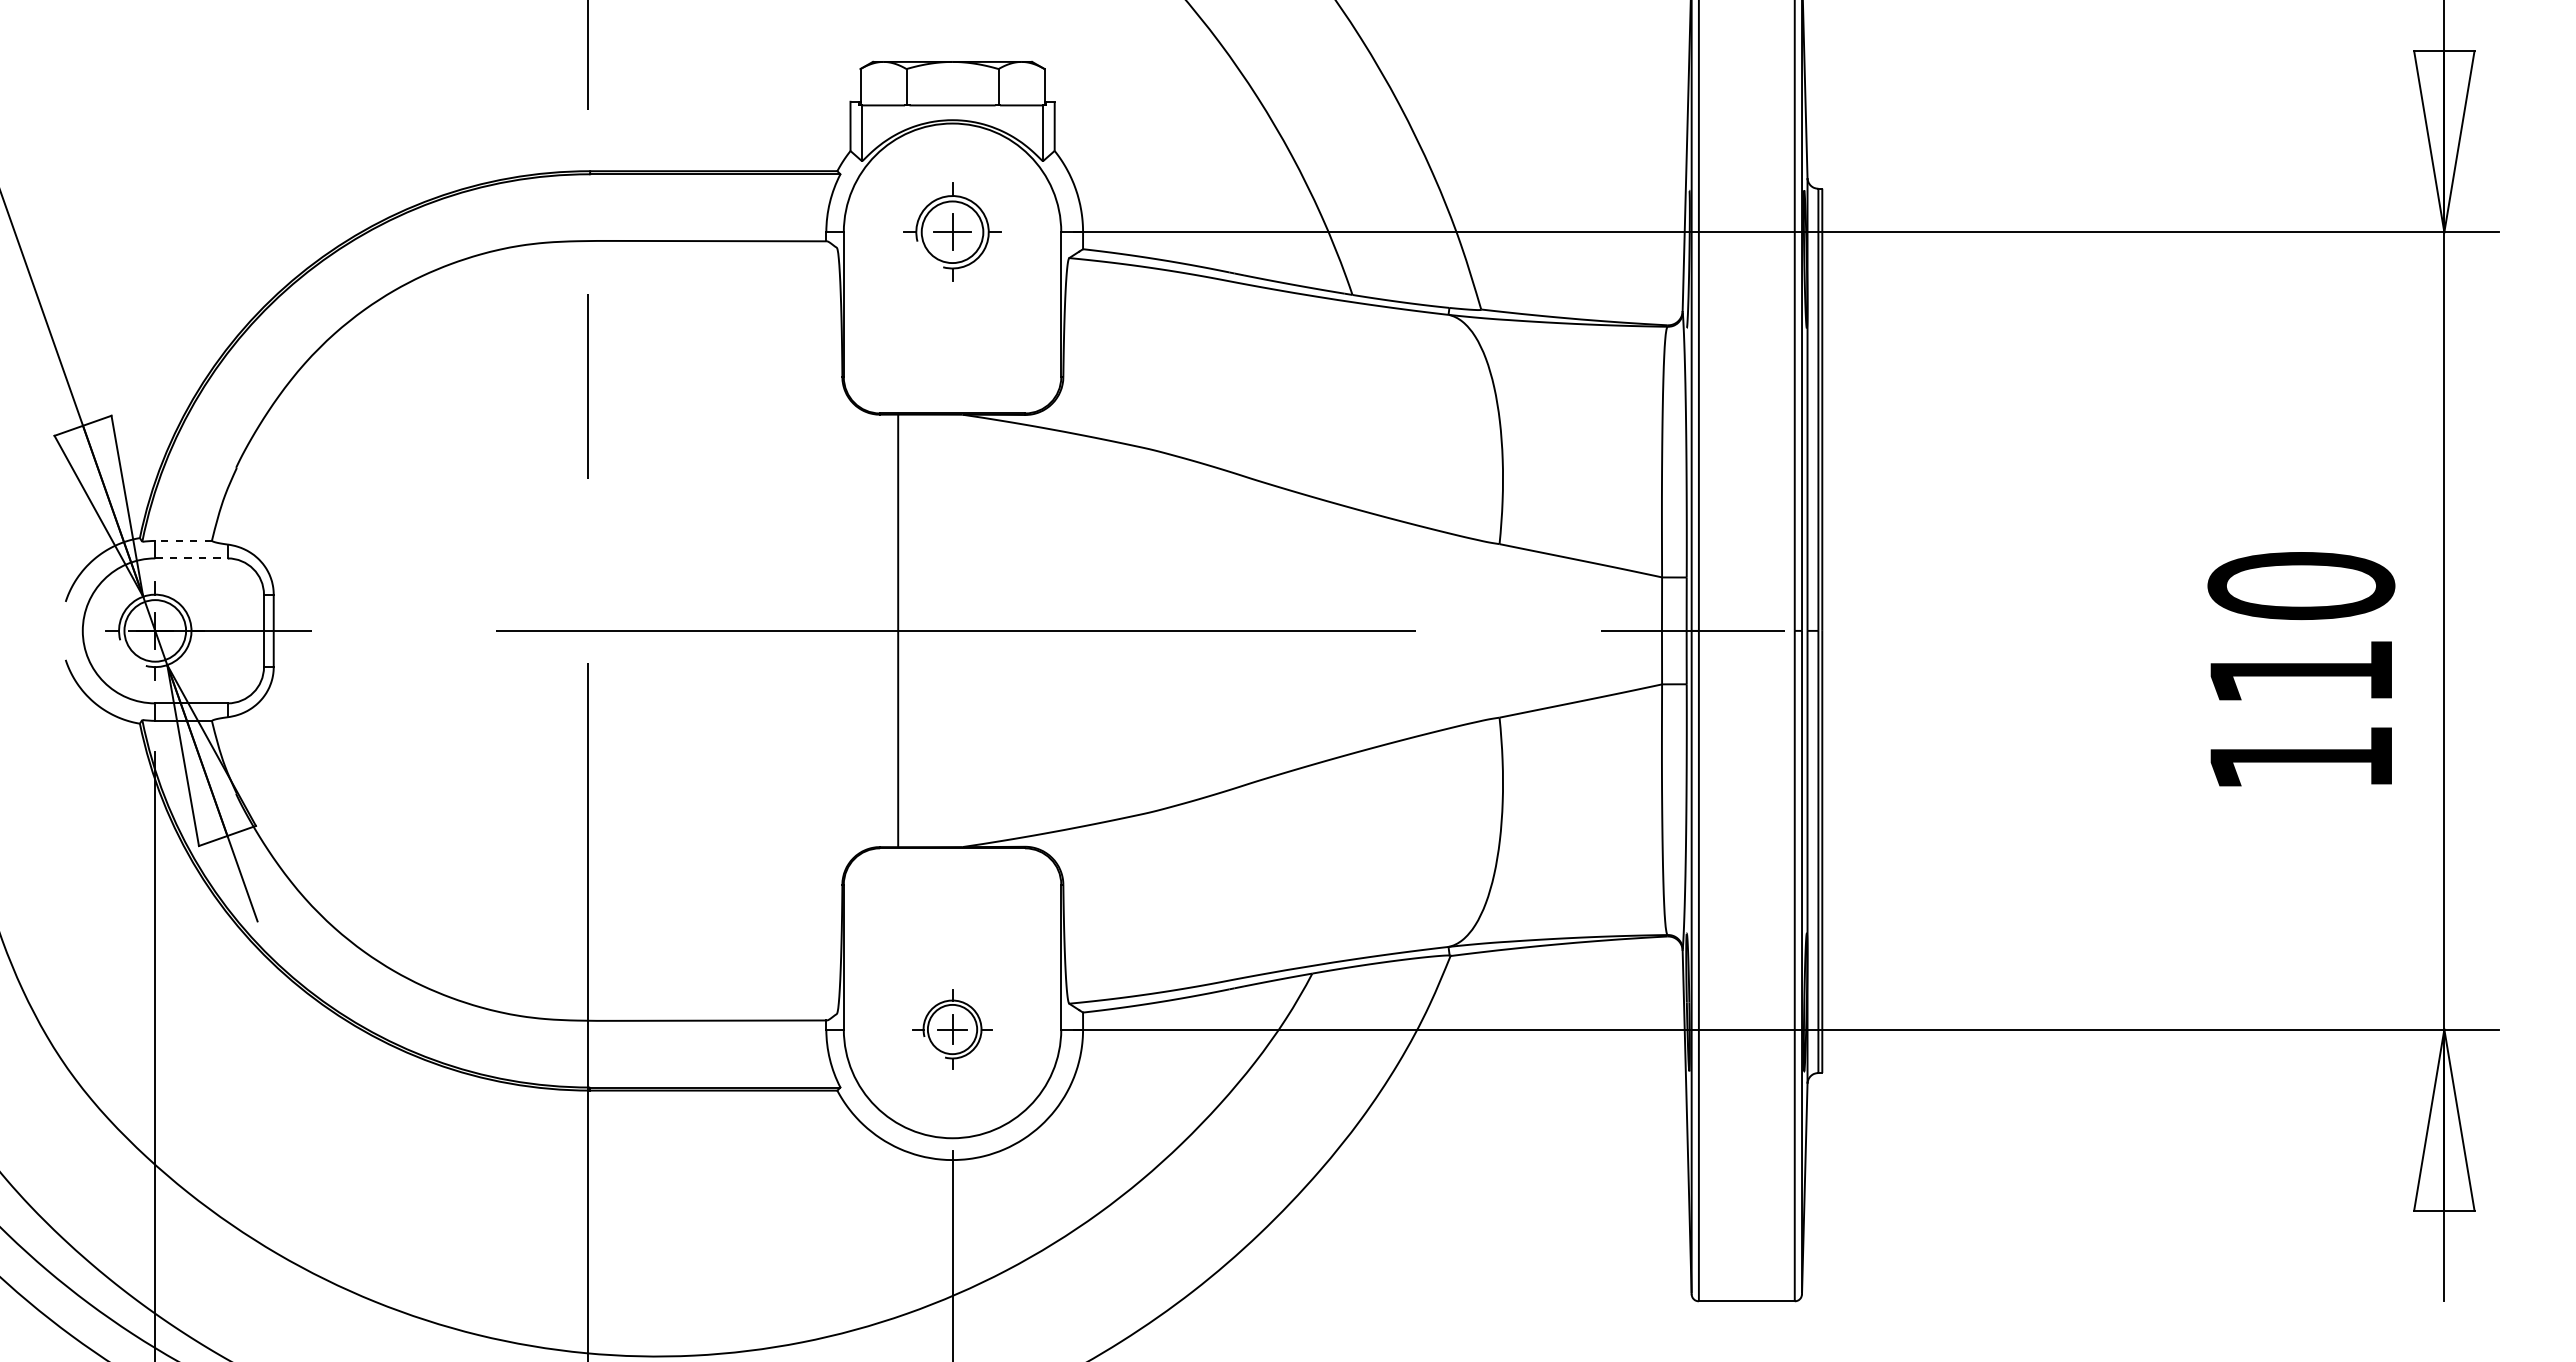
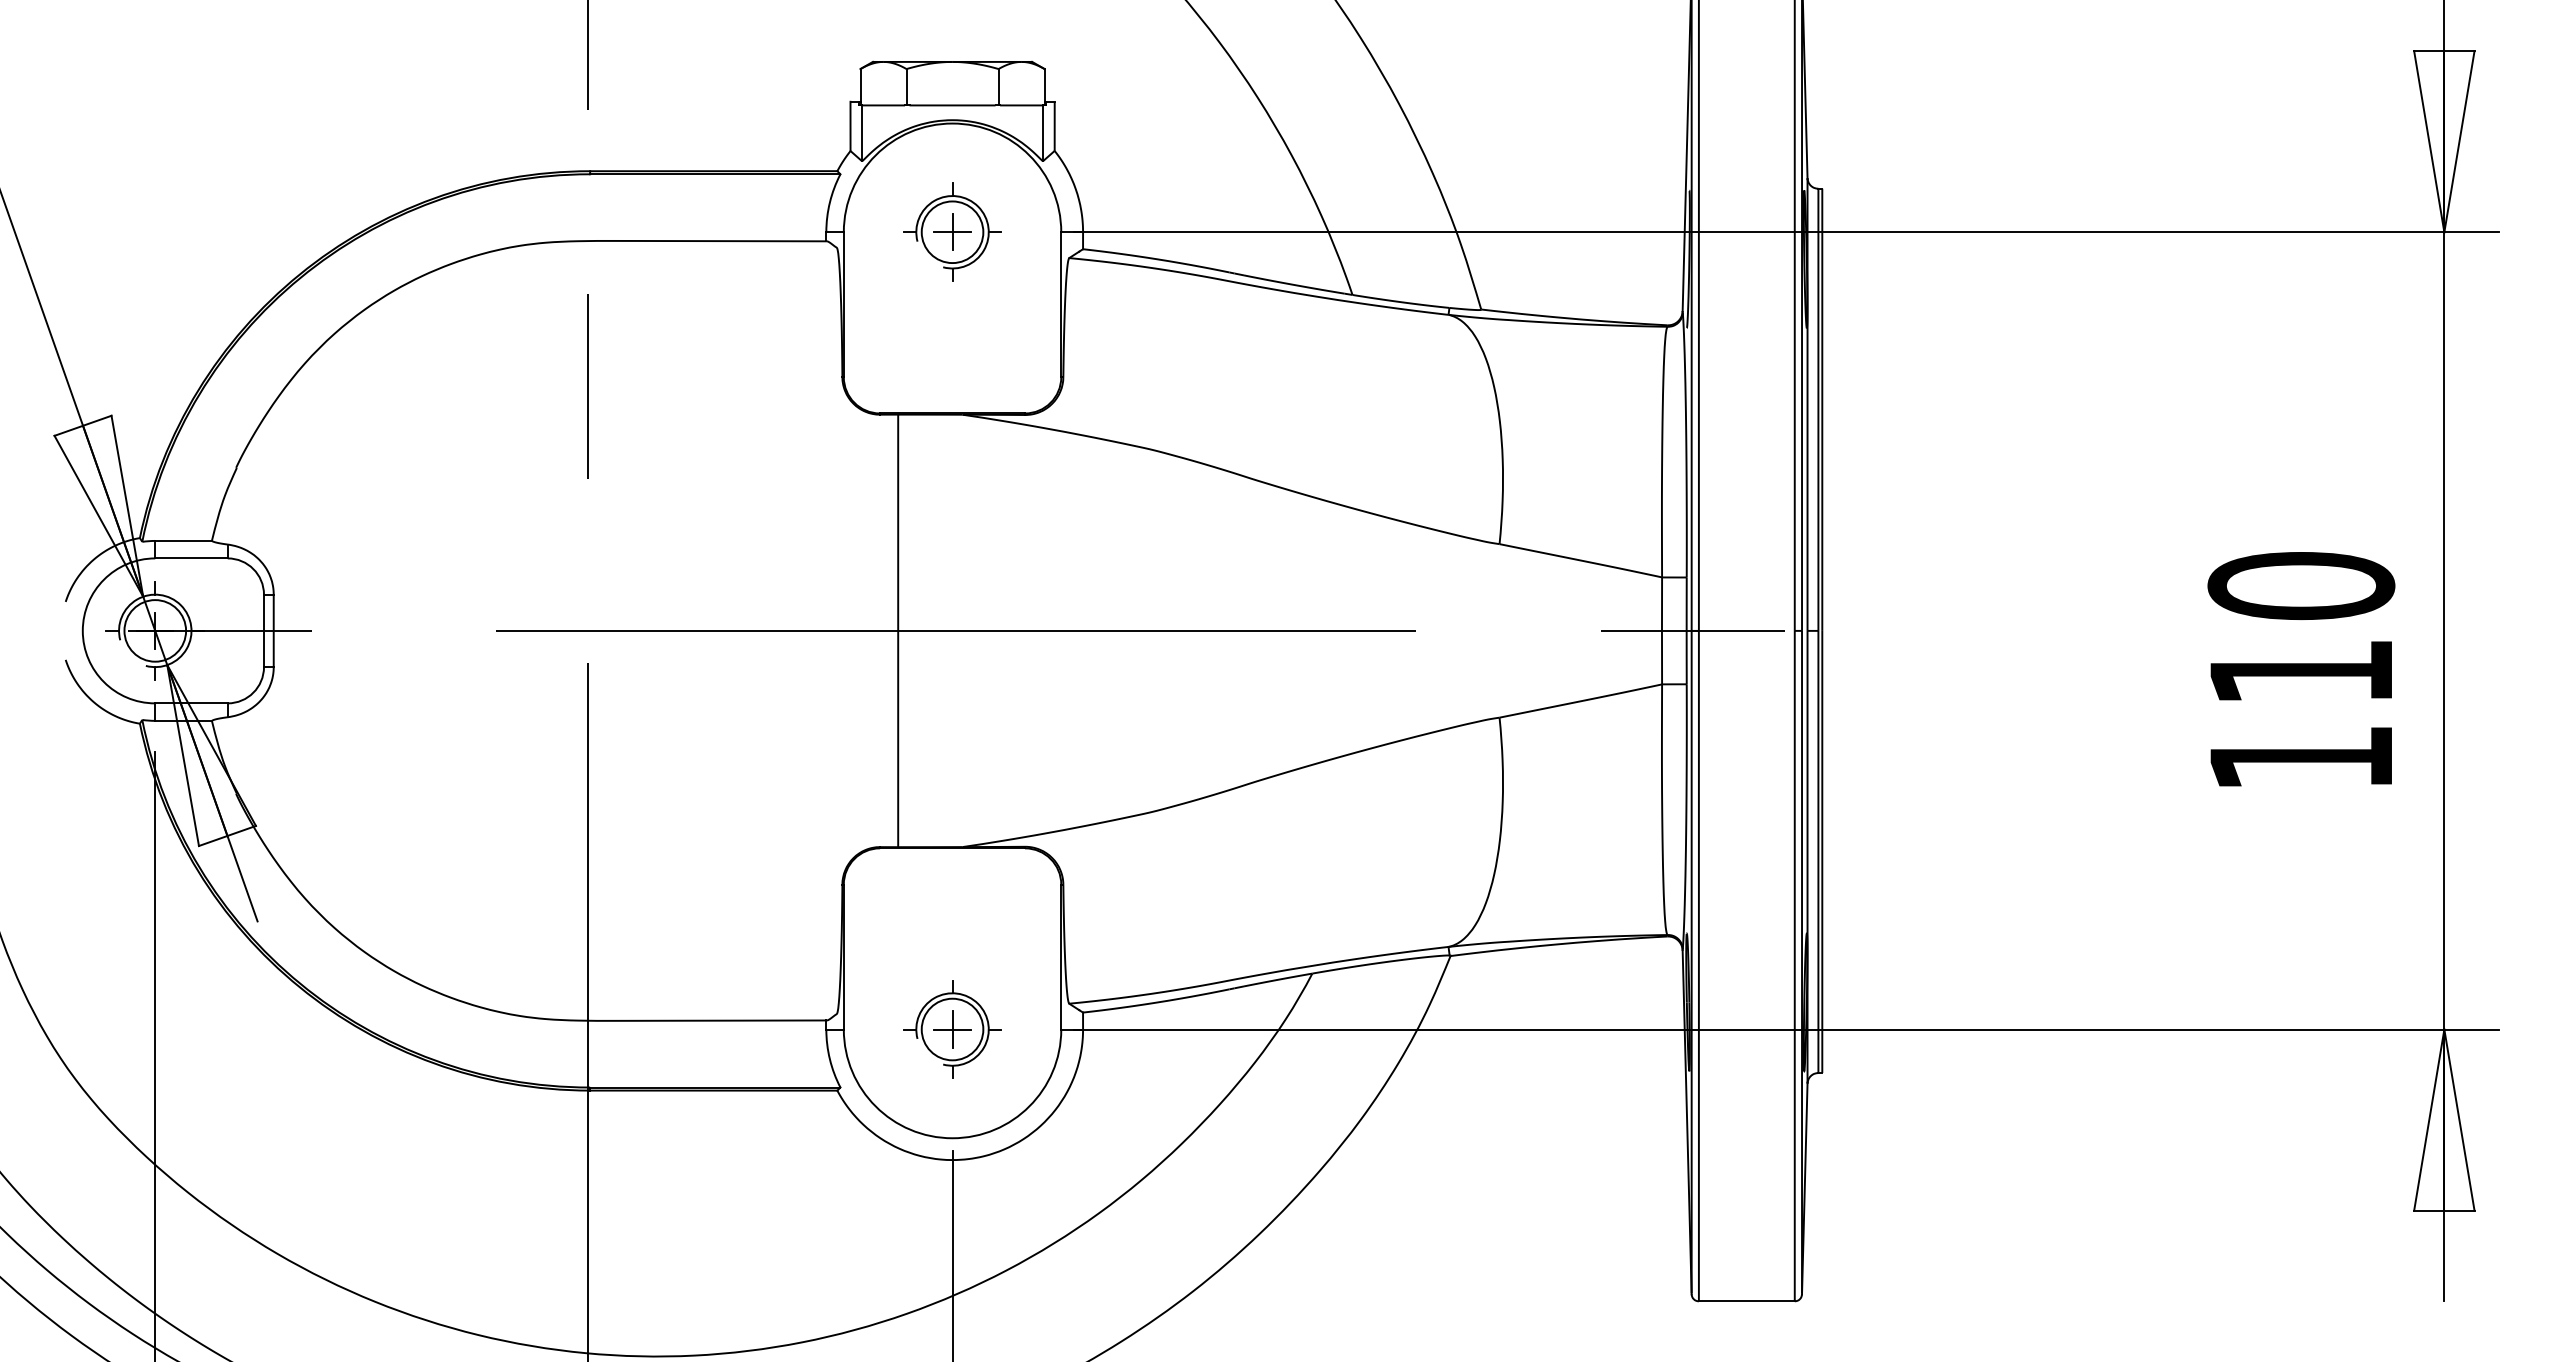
line: dashed -> solid (183, 540)
line: dashed -> solid (192, 558)
part size: 81x81 px -> 99x99 px (952, 1029)
